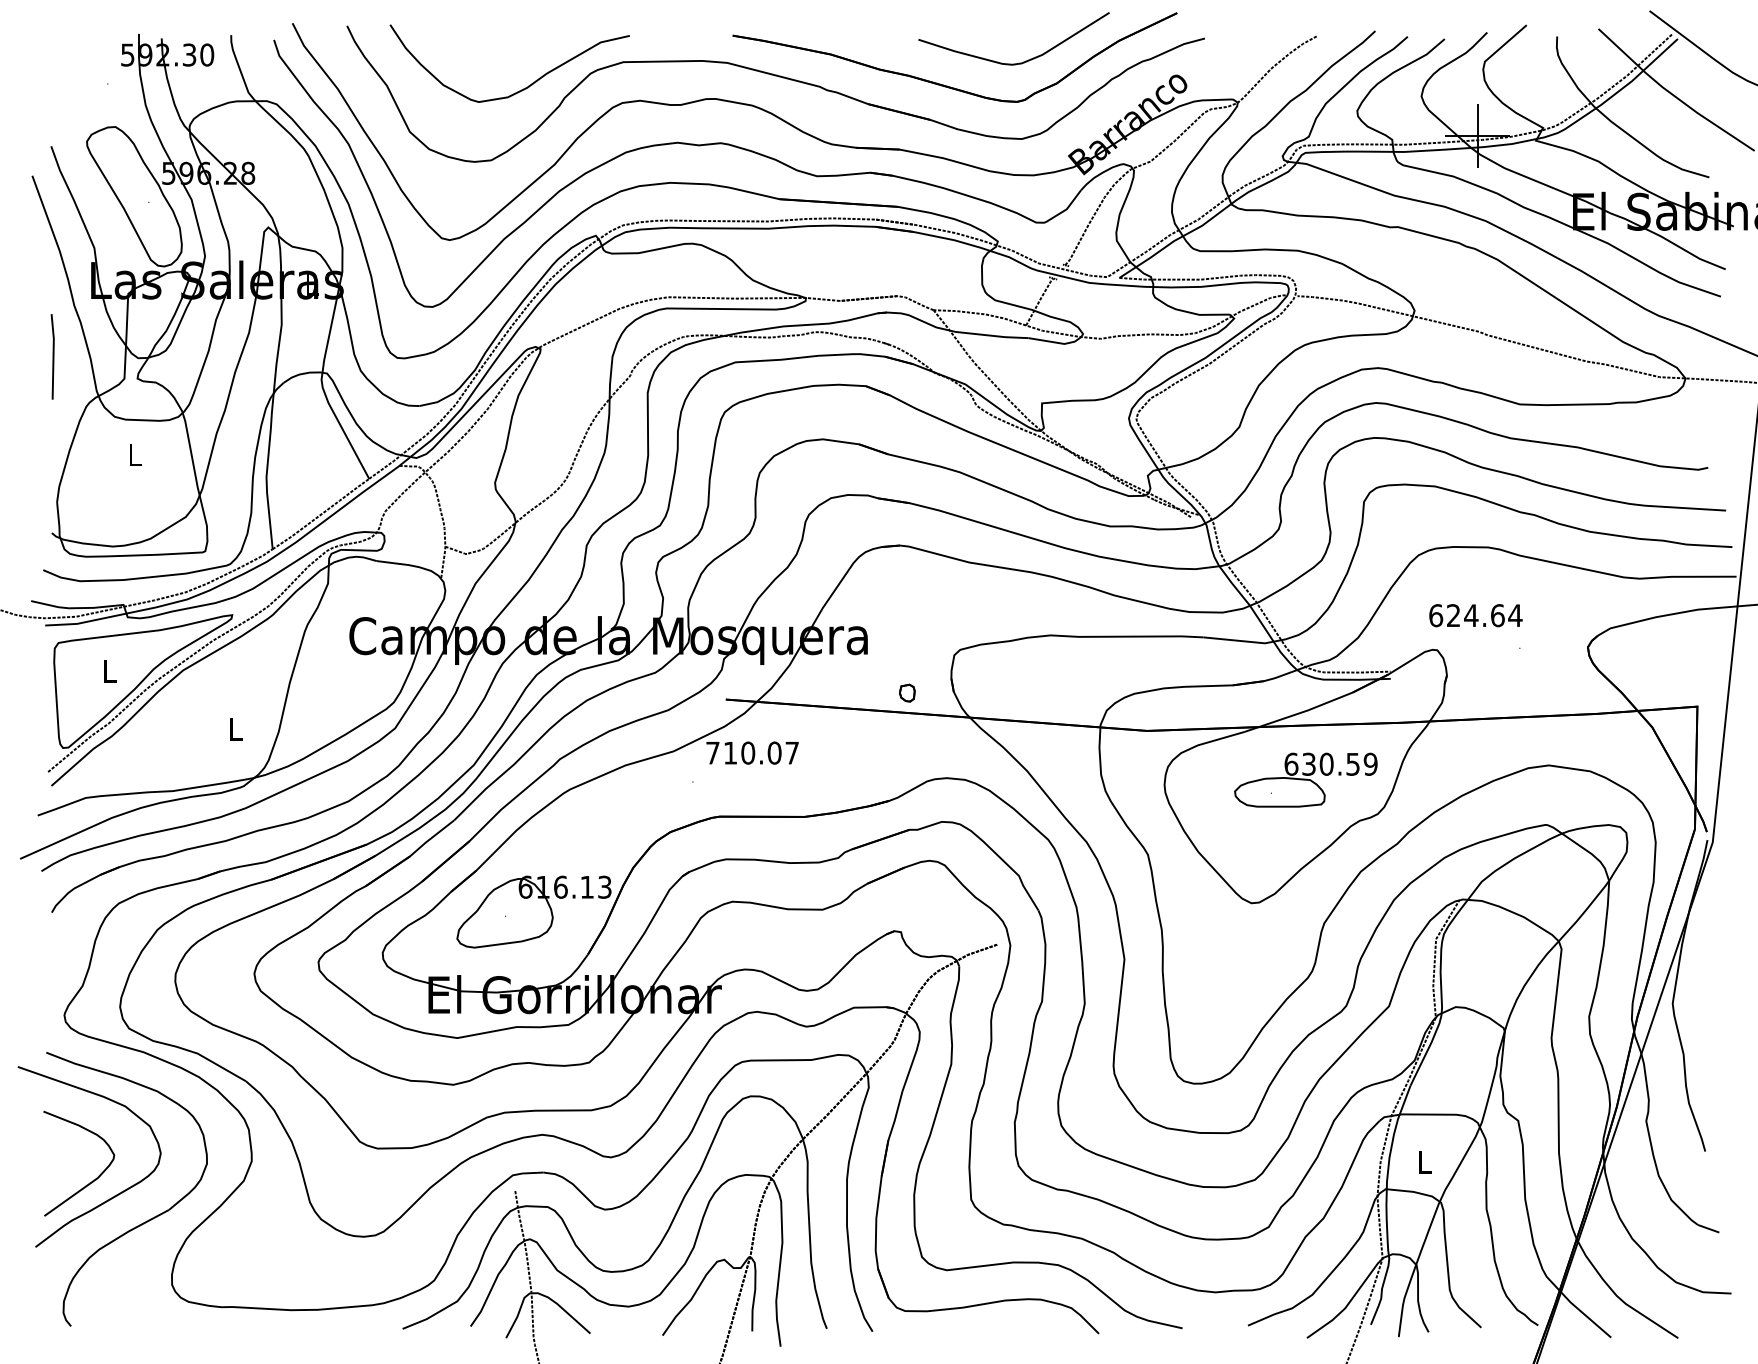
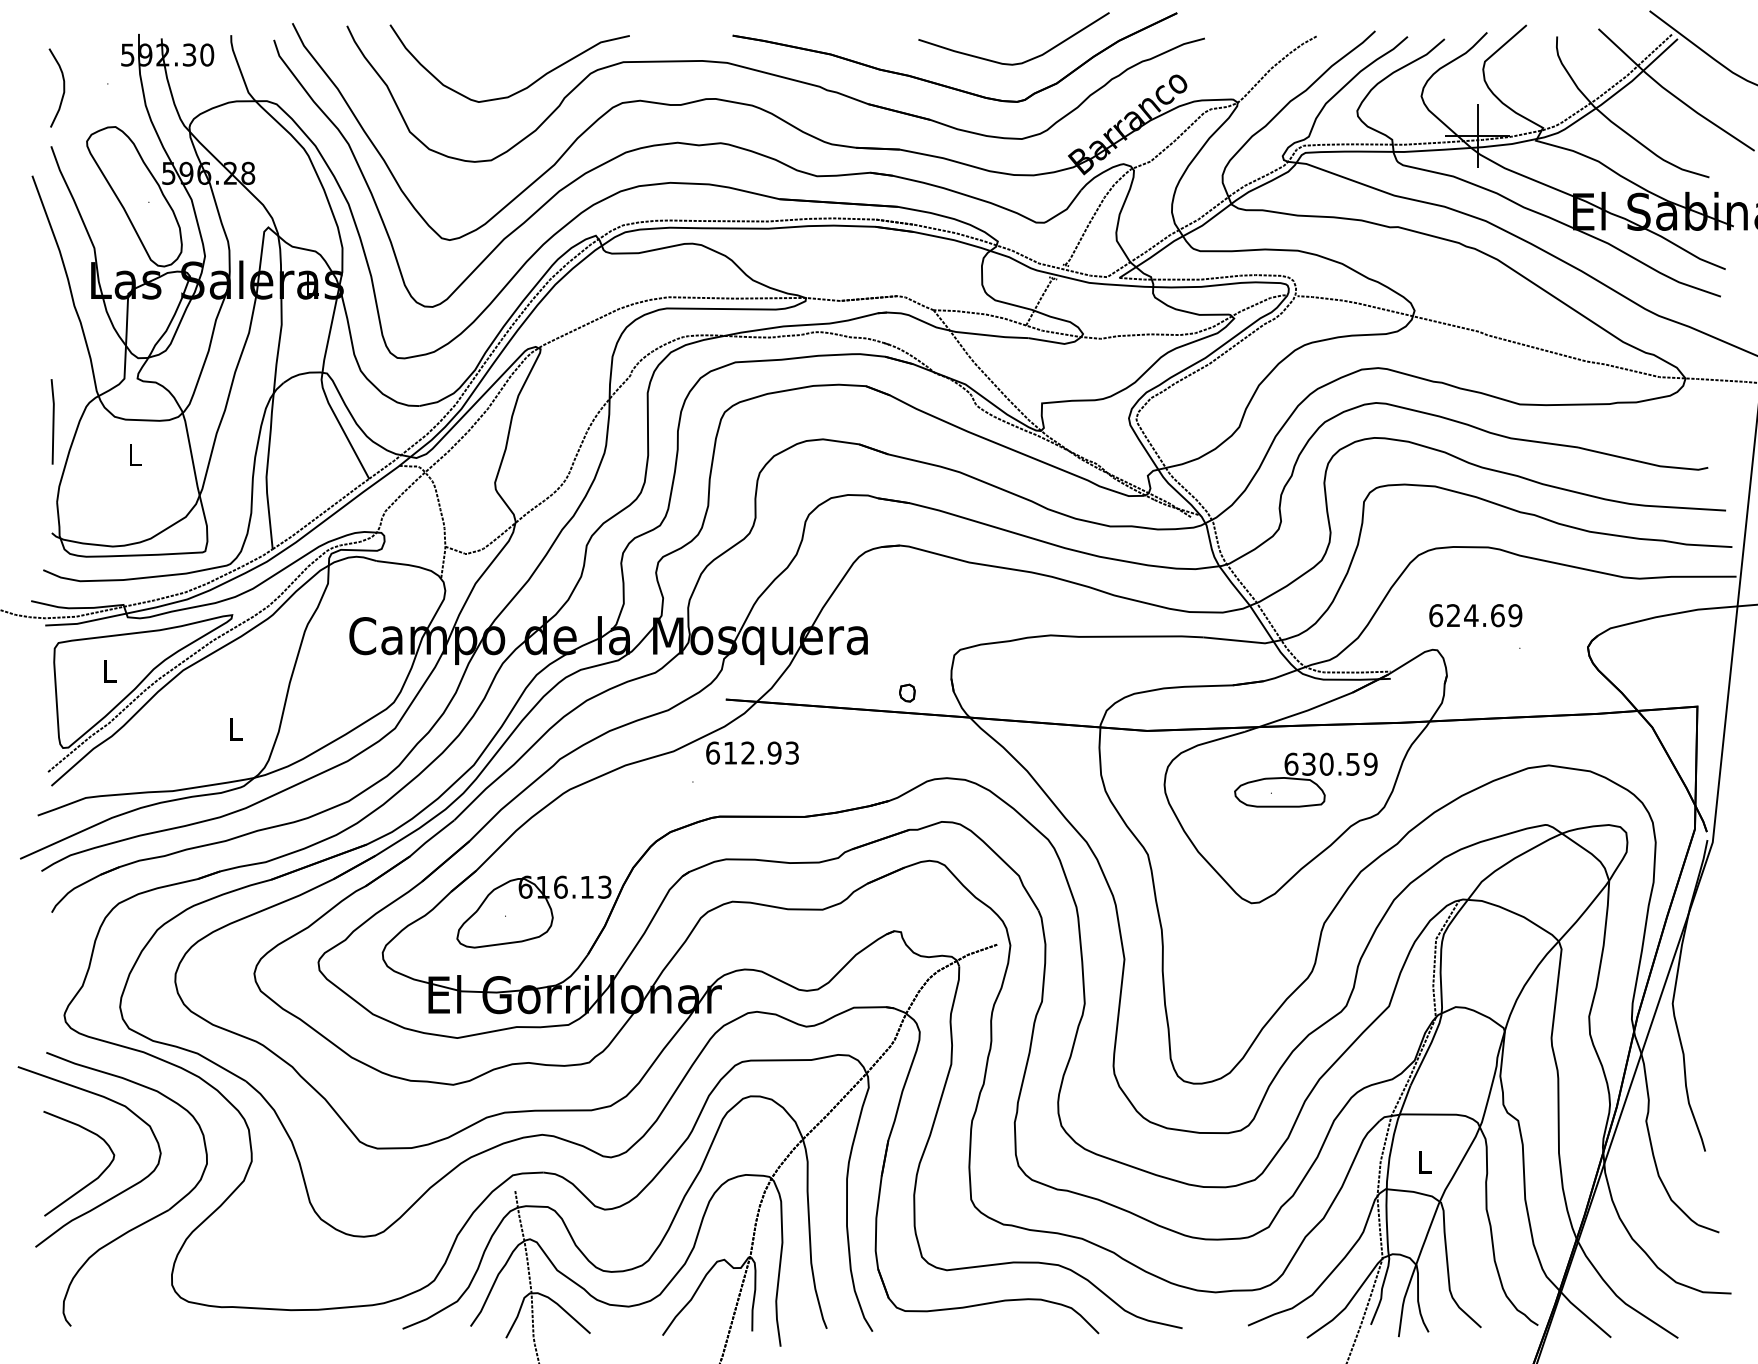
curve: none -> present (63, 87)
line position: (52, 356) -> (52, 421) (52, 421)
text: 624.64 -> 624.69 (1515, 615)
text: 710.07 -> 612.93 (752, 752)
